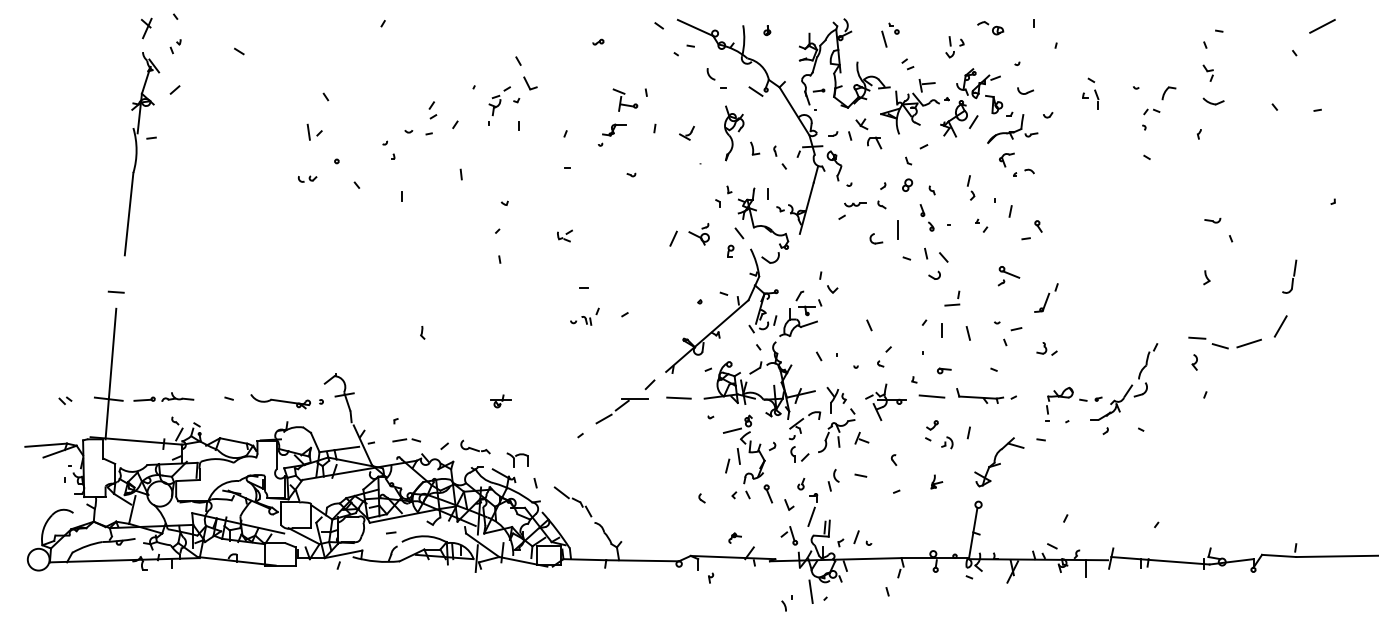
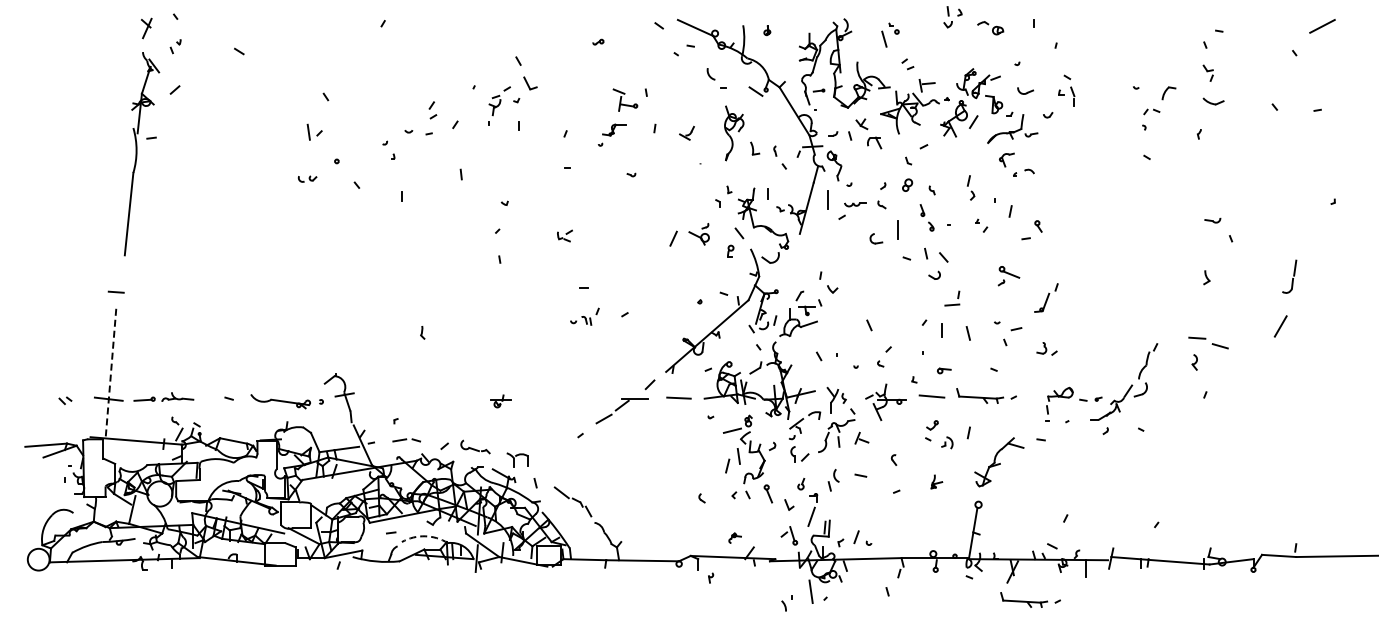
part position: (954, 47) -> (952, 17) (952, 17)
part position: (1090, 93) -> (1066, 90) (1066, 90)
line: none -> present (827, 199)
line: present -> none (1248, 343)
line: solid -> dashed (110, 374)
arc: solid -> dashed (425, 536)
part: none -> present (1030, 599)
